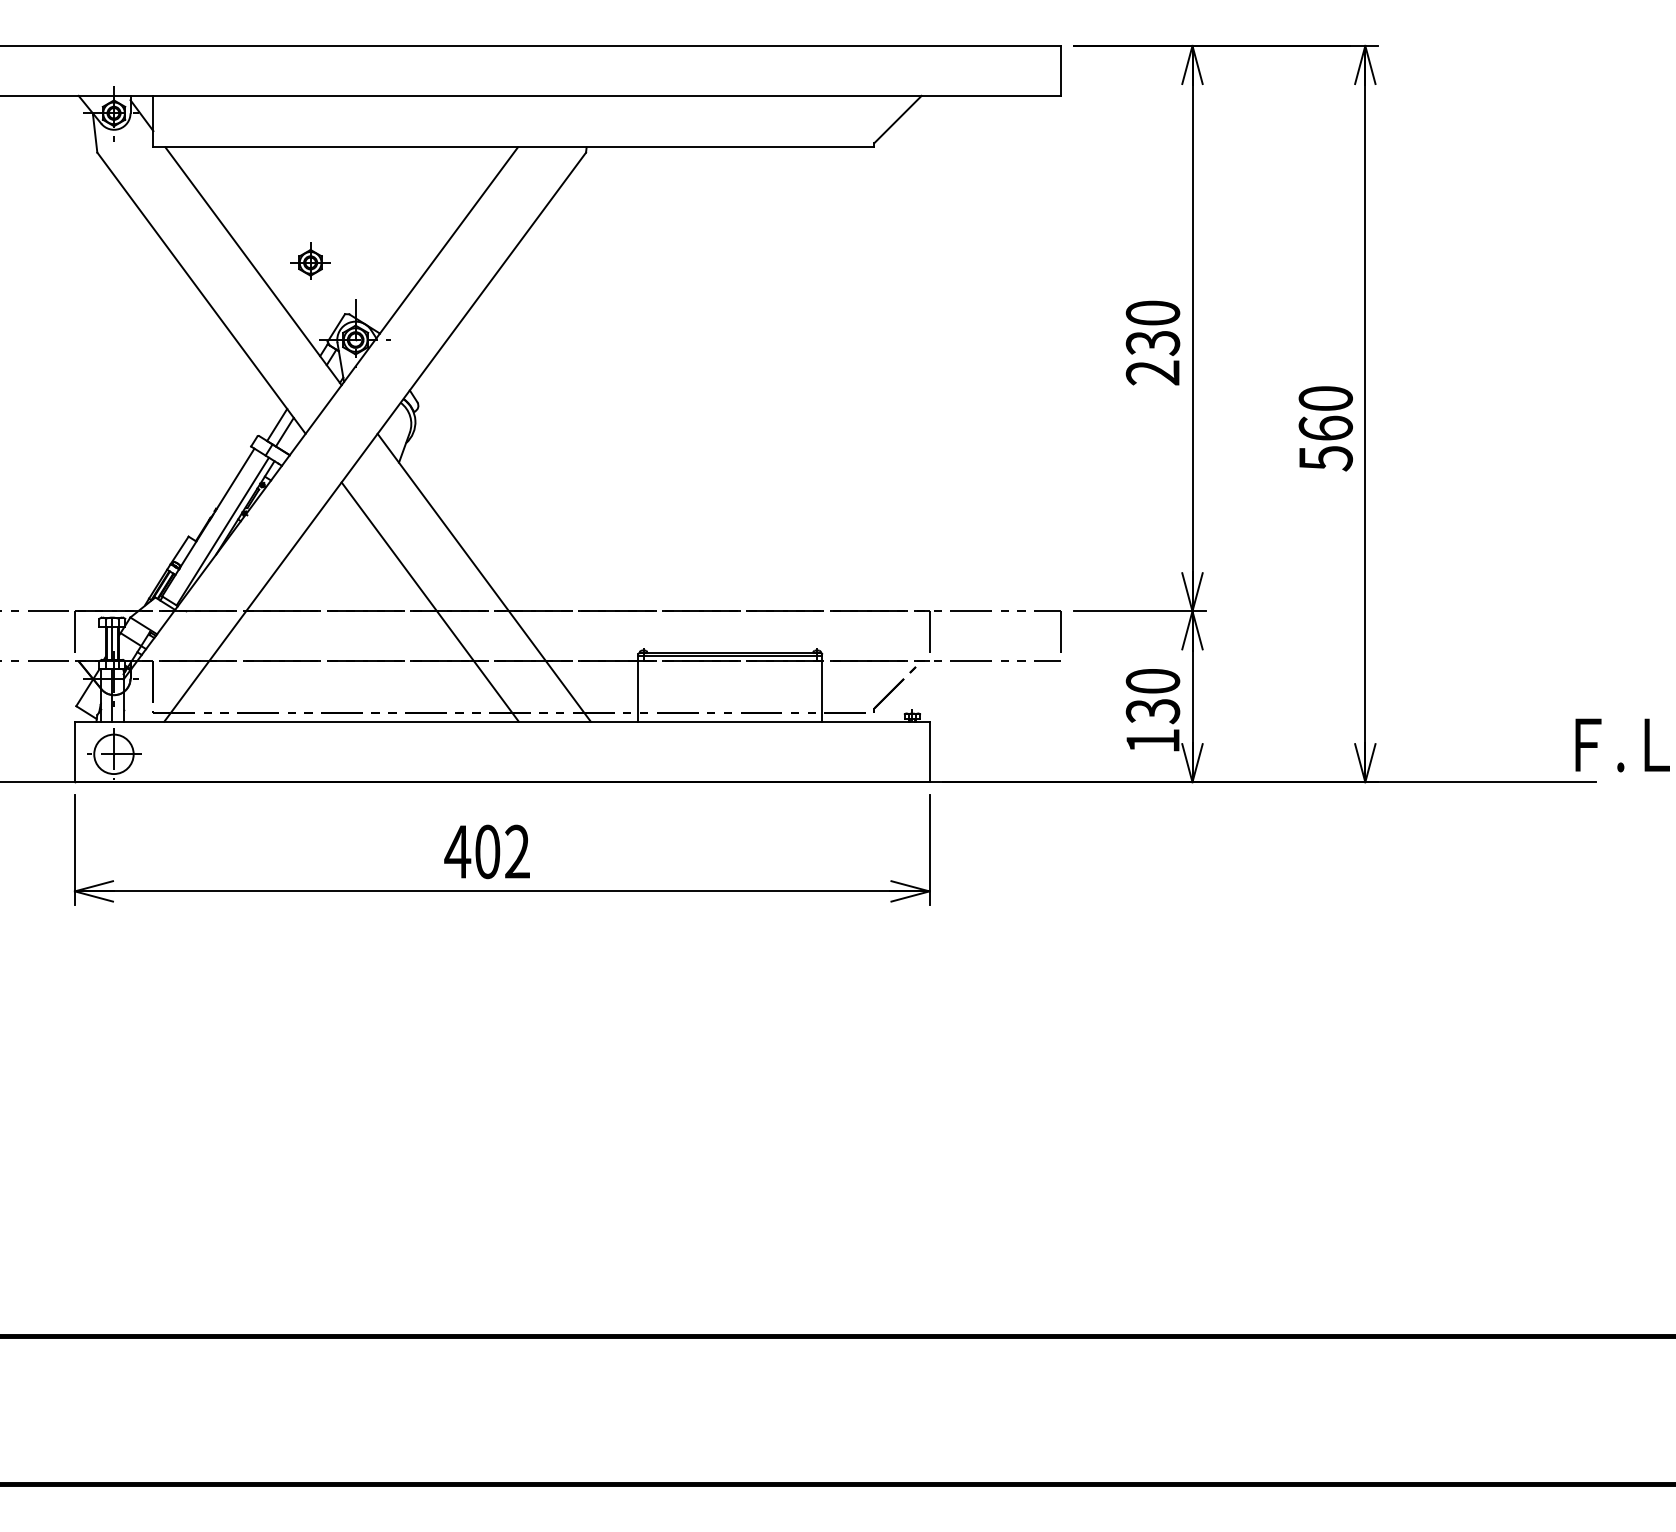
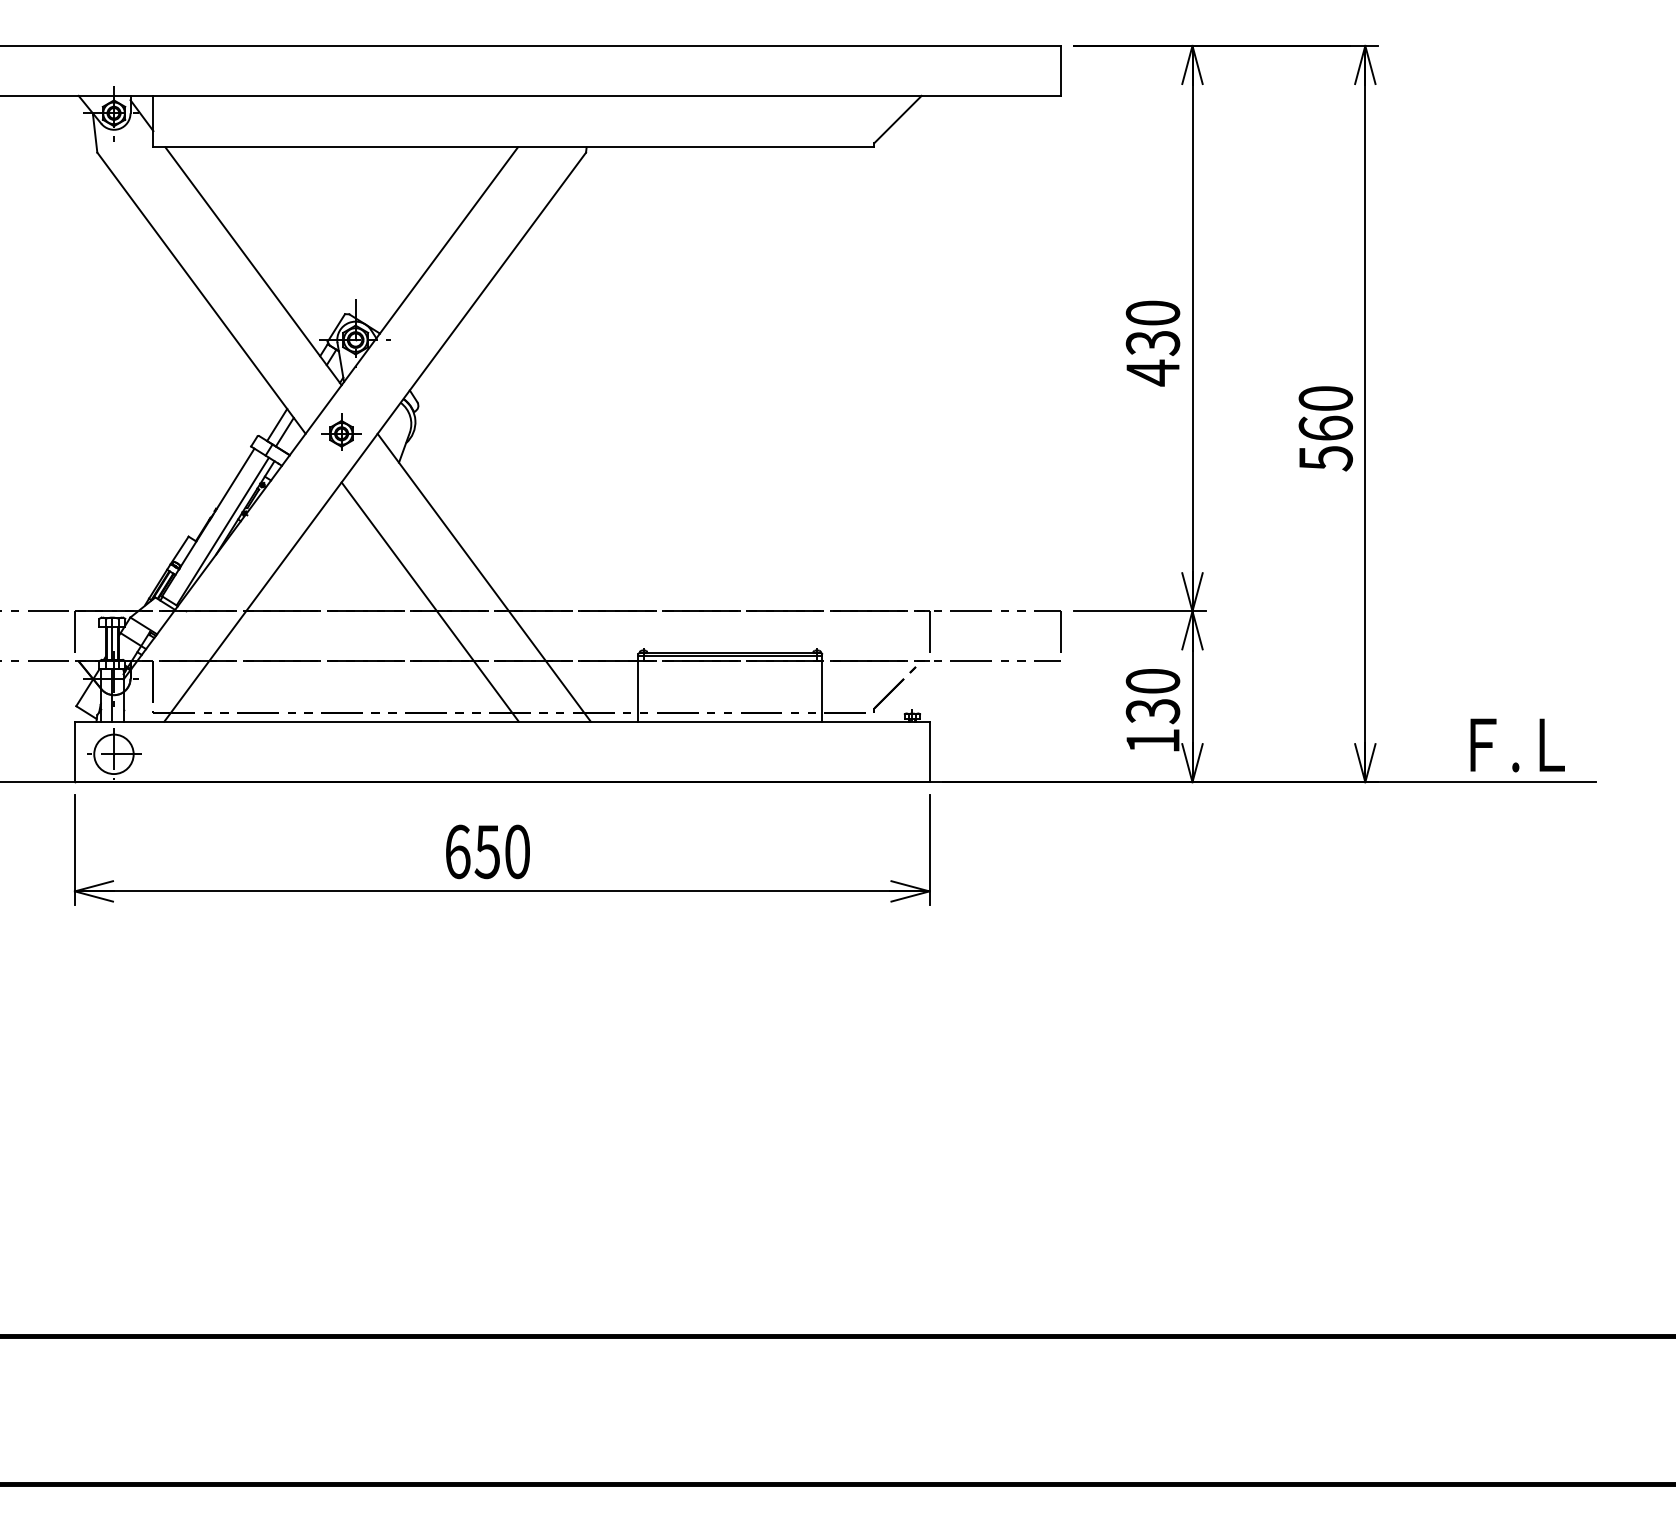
part position: (310, 260) -> (341, 431) (341, 431)
text: 230 -> 430 (1152, 372)
text position: (1622, 745) -> (1517, 745) (1517, 745)
text: 402 -> 650 (486, 851)
